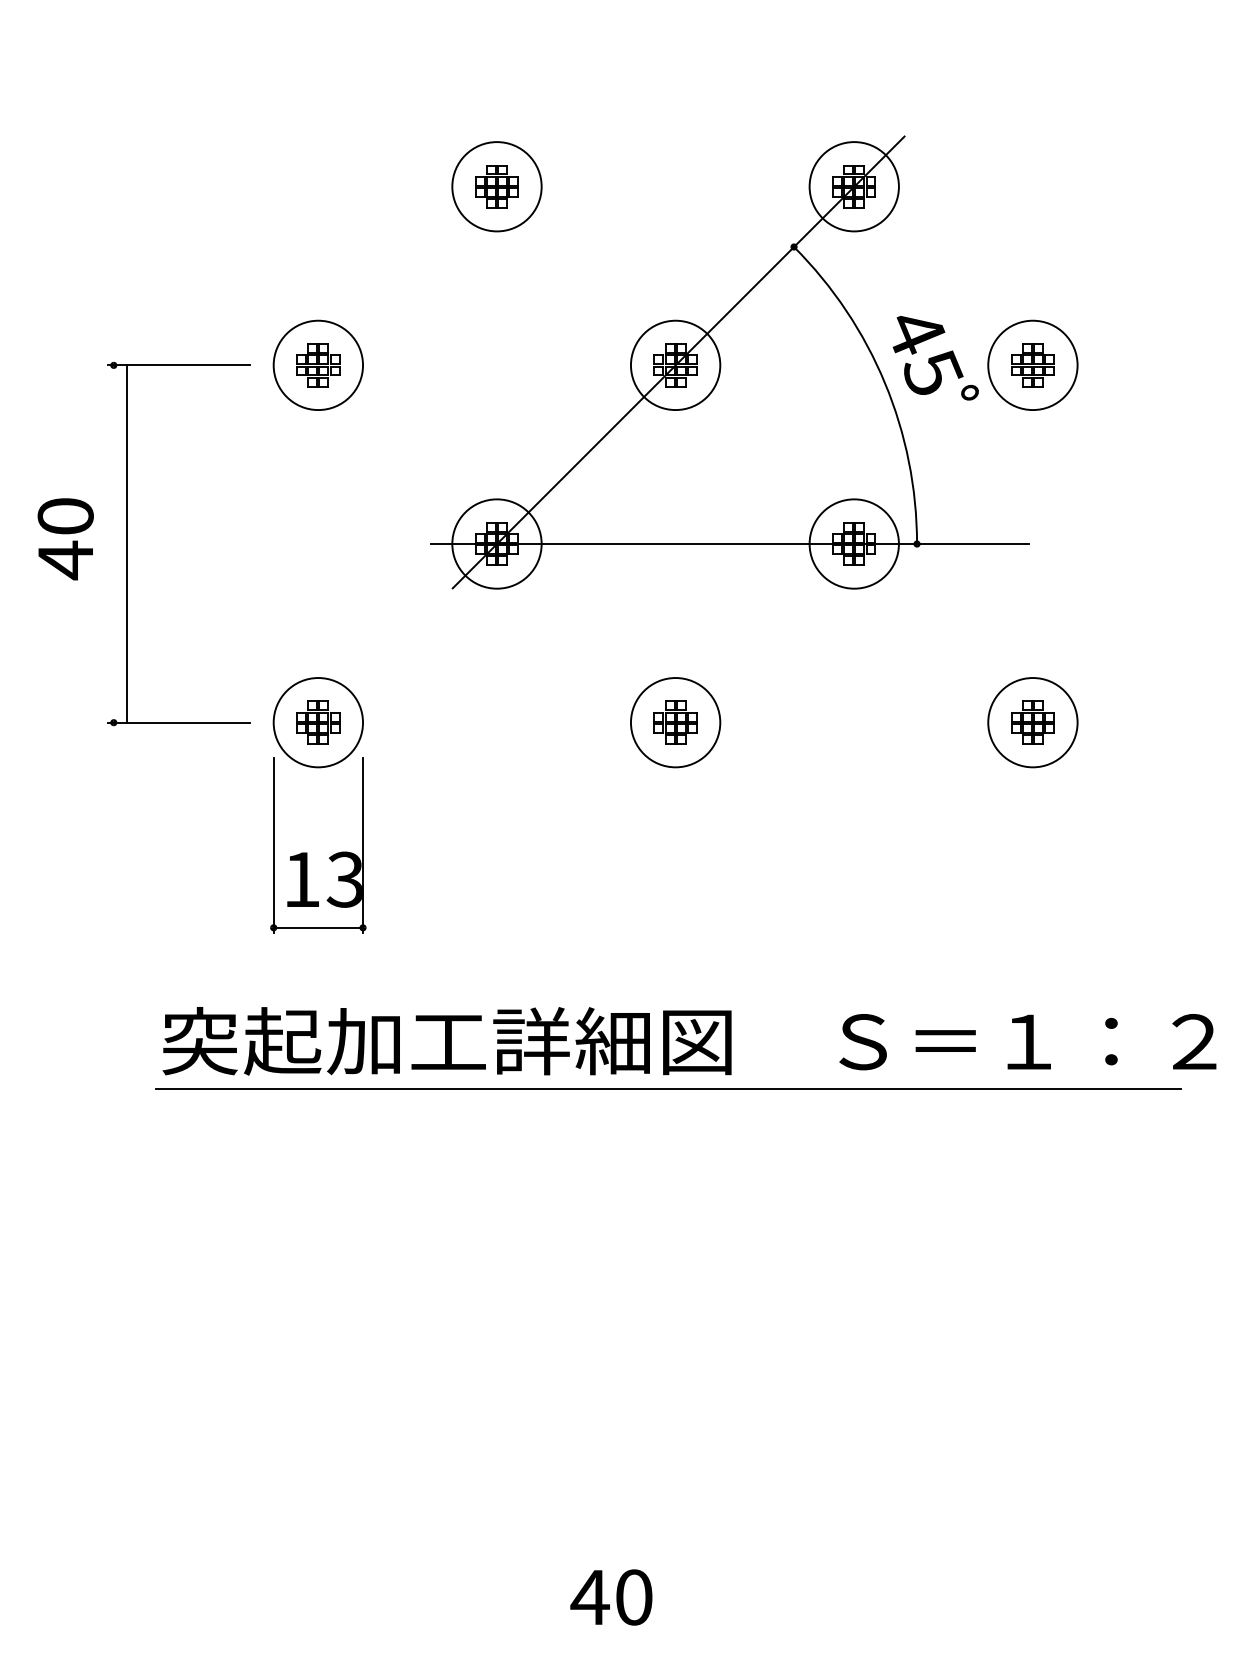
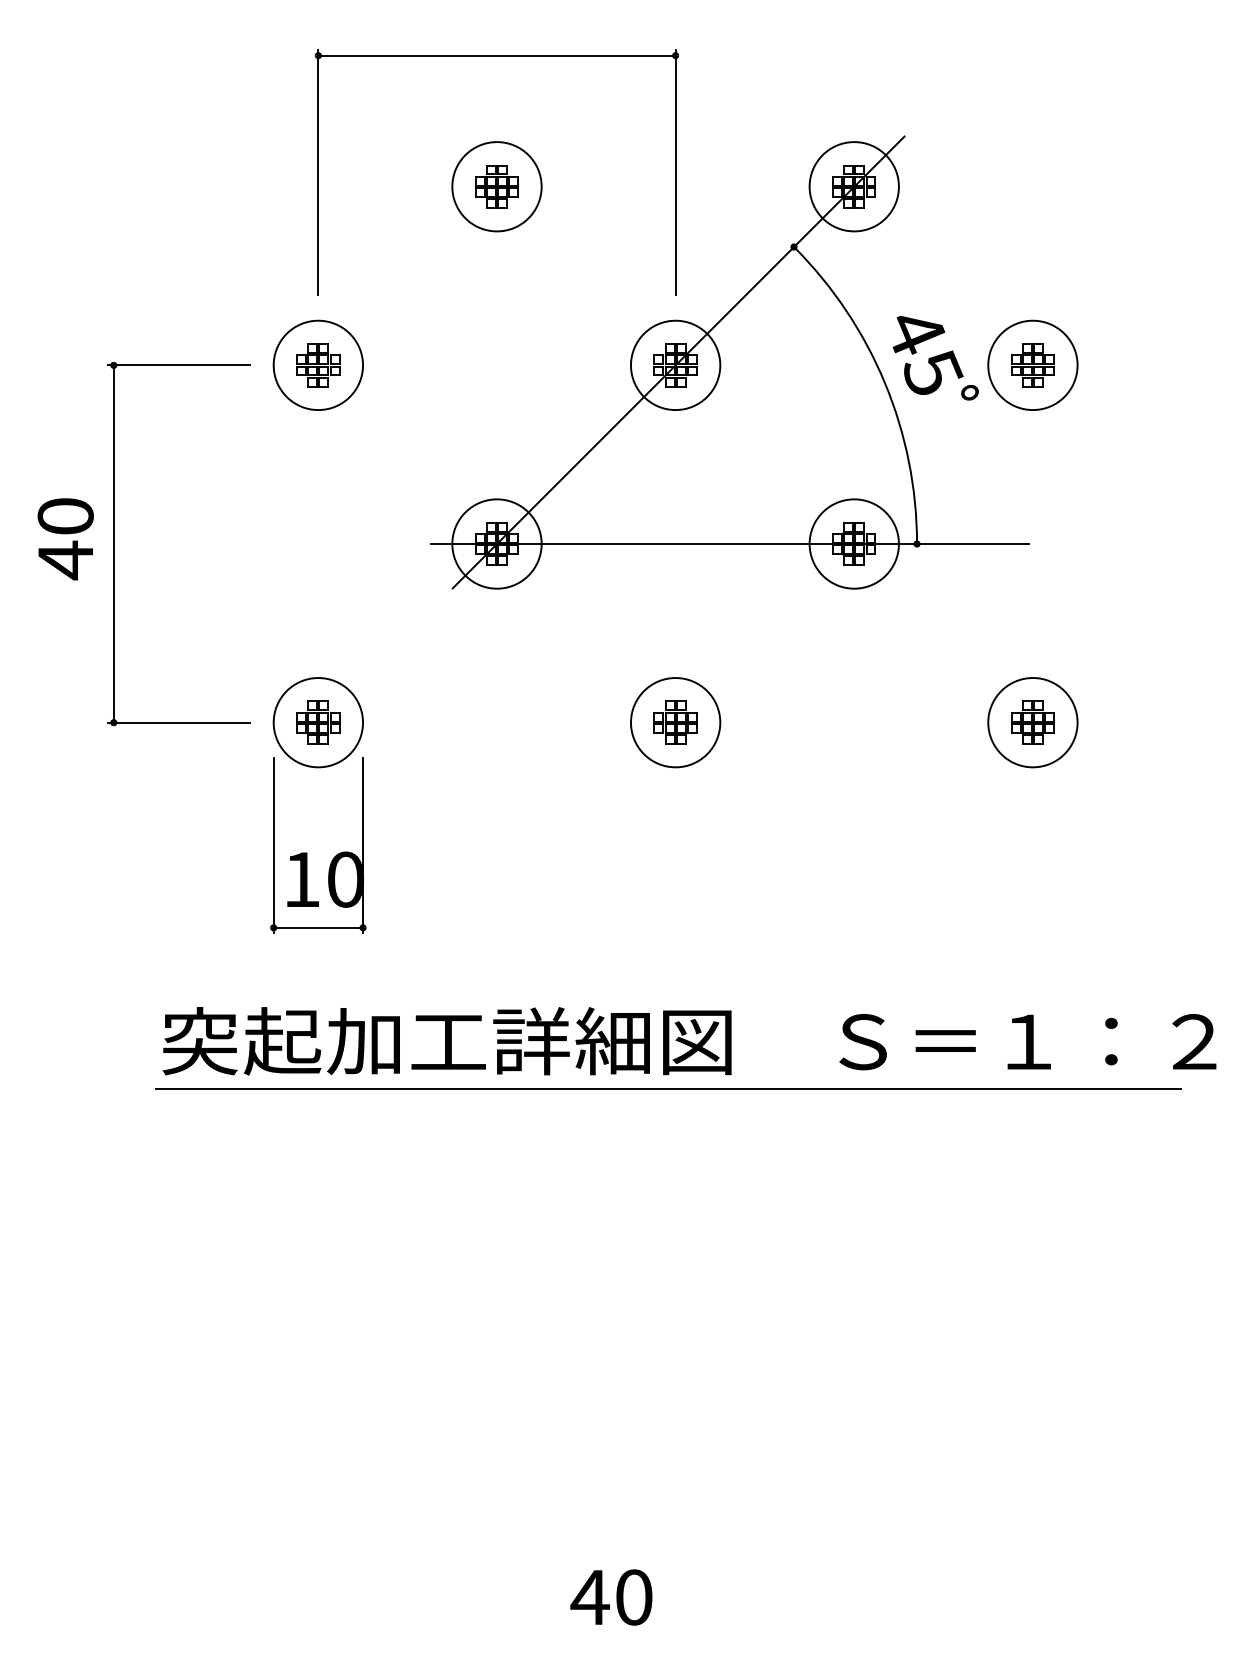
part: none -> present (496, 56)
line position: (126, 543) -> (113, 543) (113, 543)
text: 13 -> 10 (345, 879)
